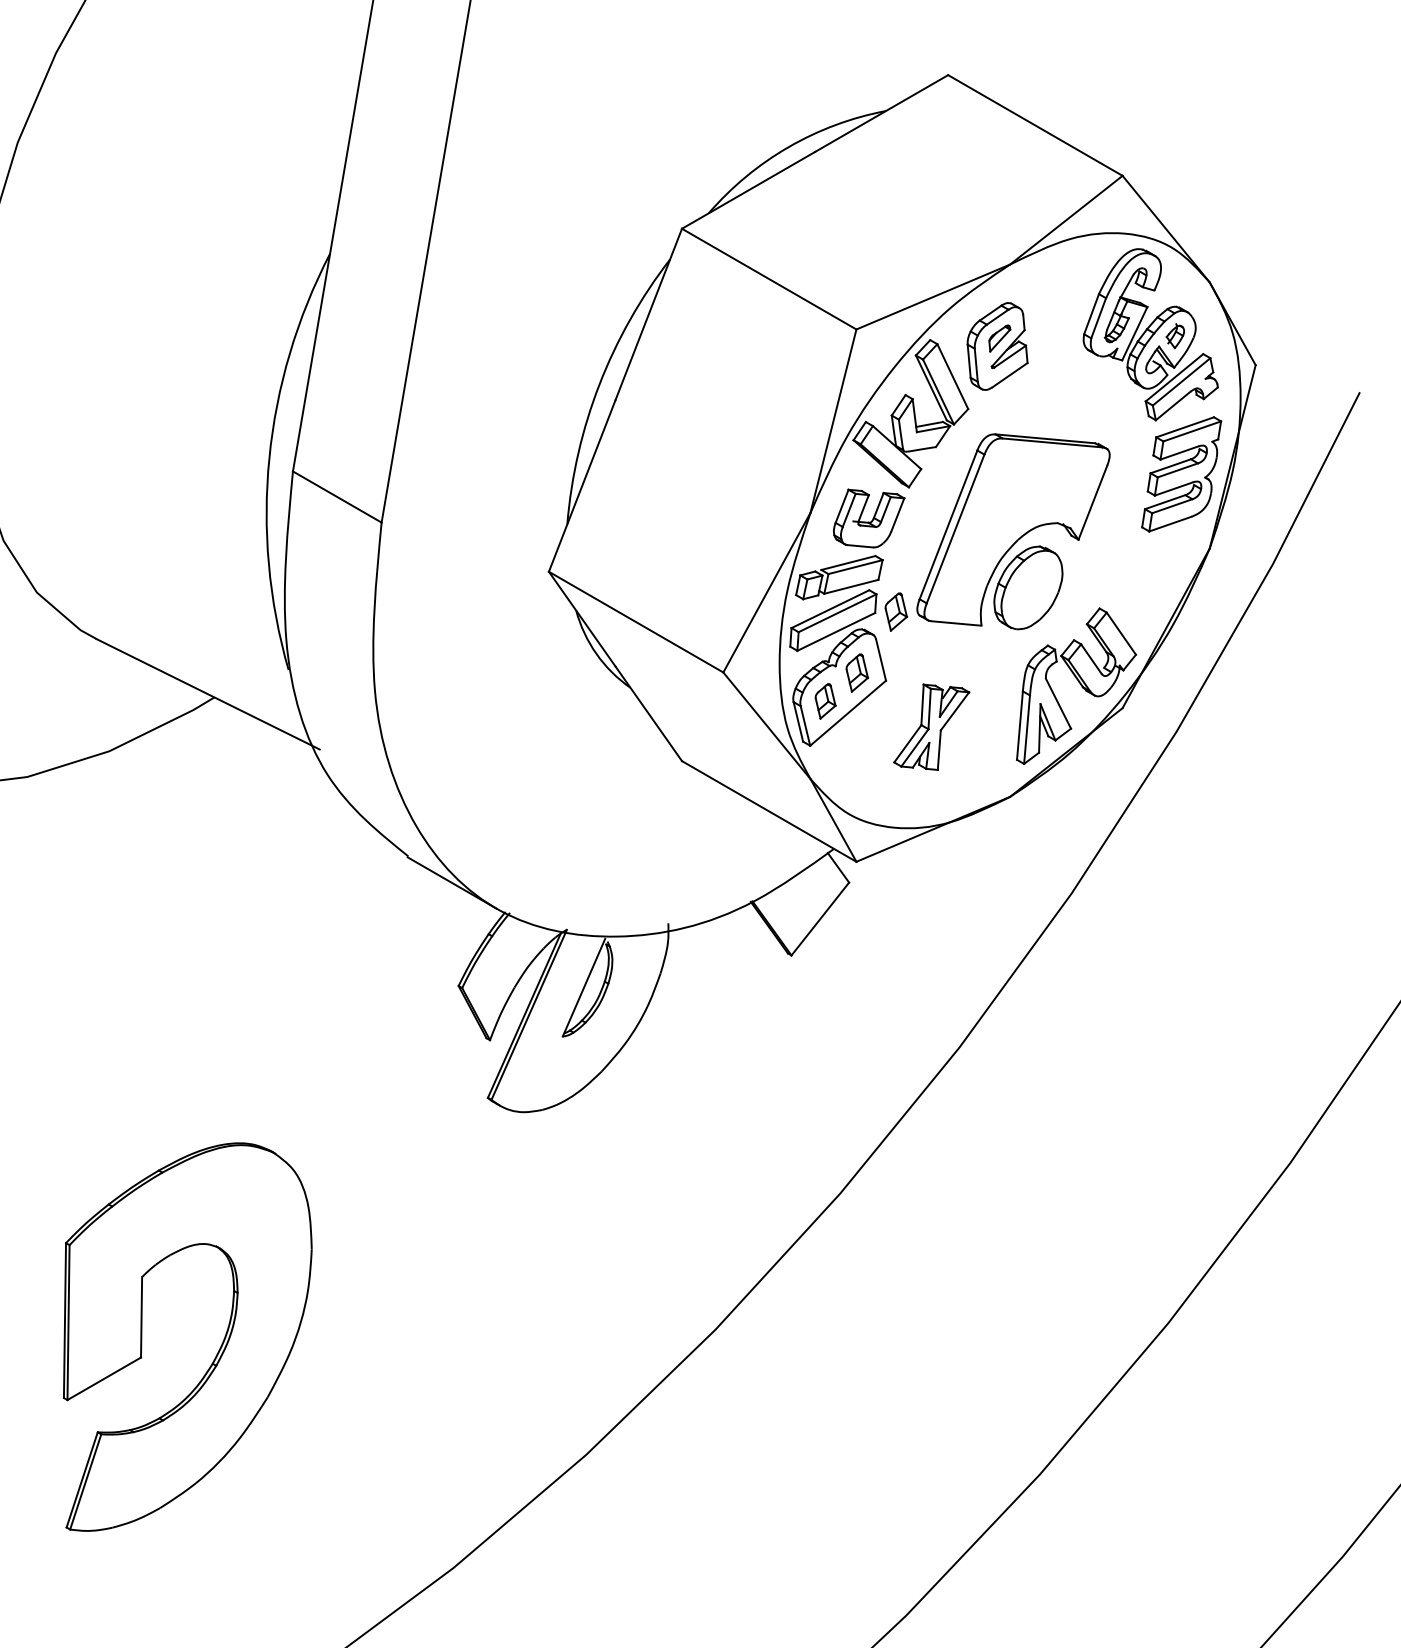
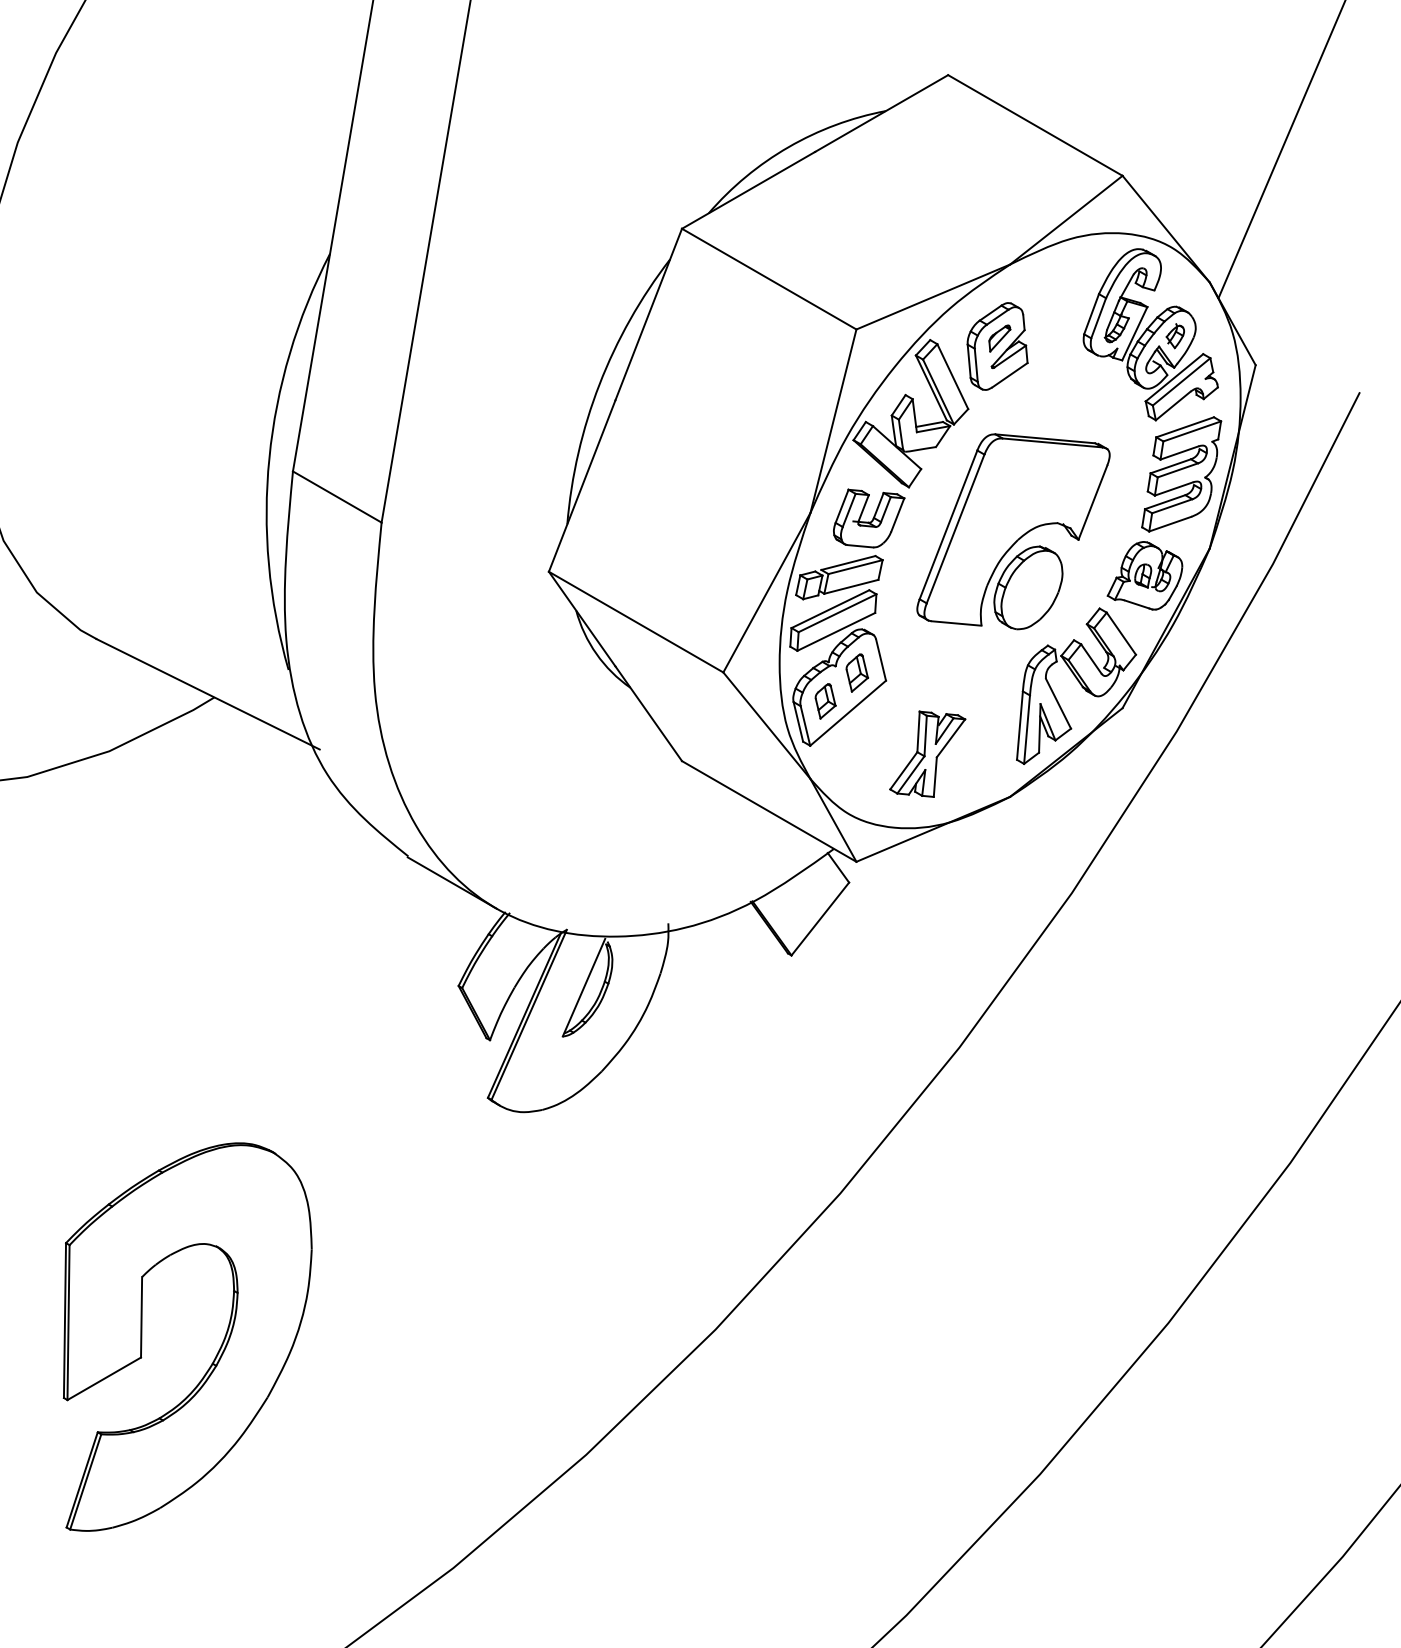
line: none -> present (1281, 150)
part: none -> present (1144, 575)
part: present -> none (896, 611)
part position: (931, 726) -> (927, 753) (927, 753)
